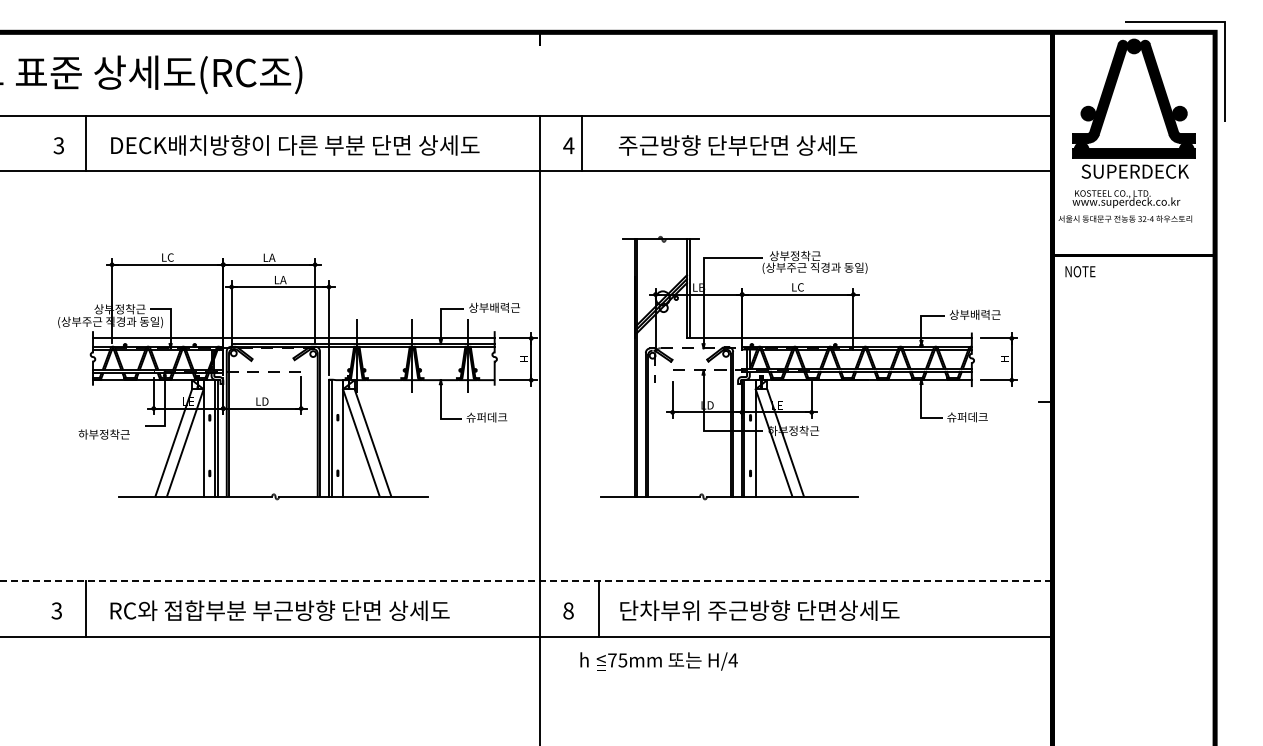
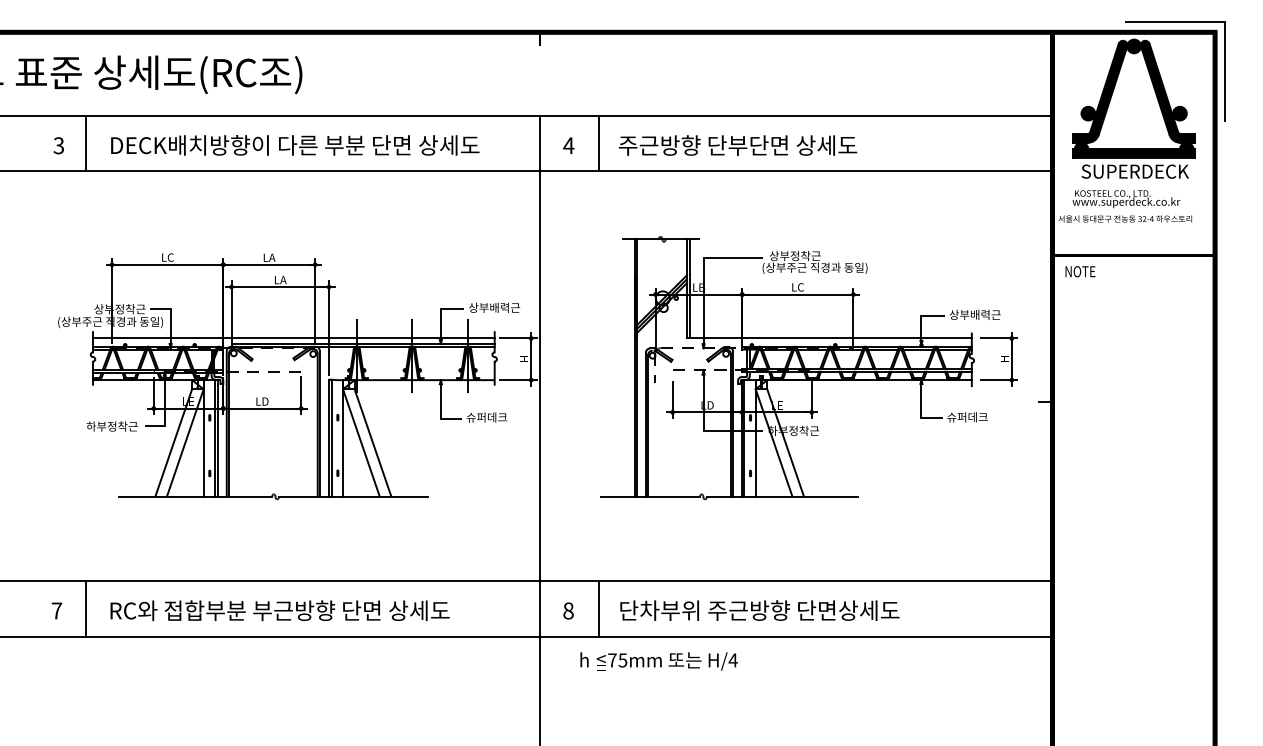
line position: (581, 143) -> (598, 143) (598, 143)
text position: (103, 434) -> (111, 426) (111, 426)
line: dashed -> solid (526, 581)
text: 3 -> 7 (56, 610)
